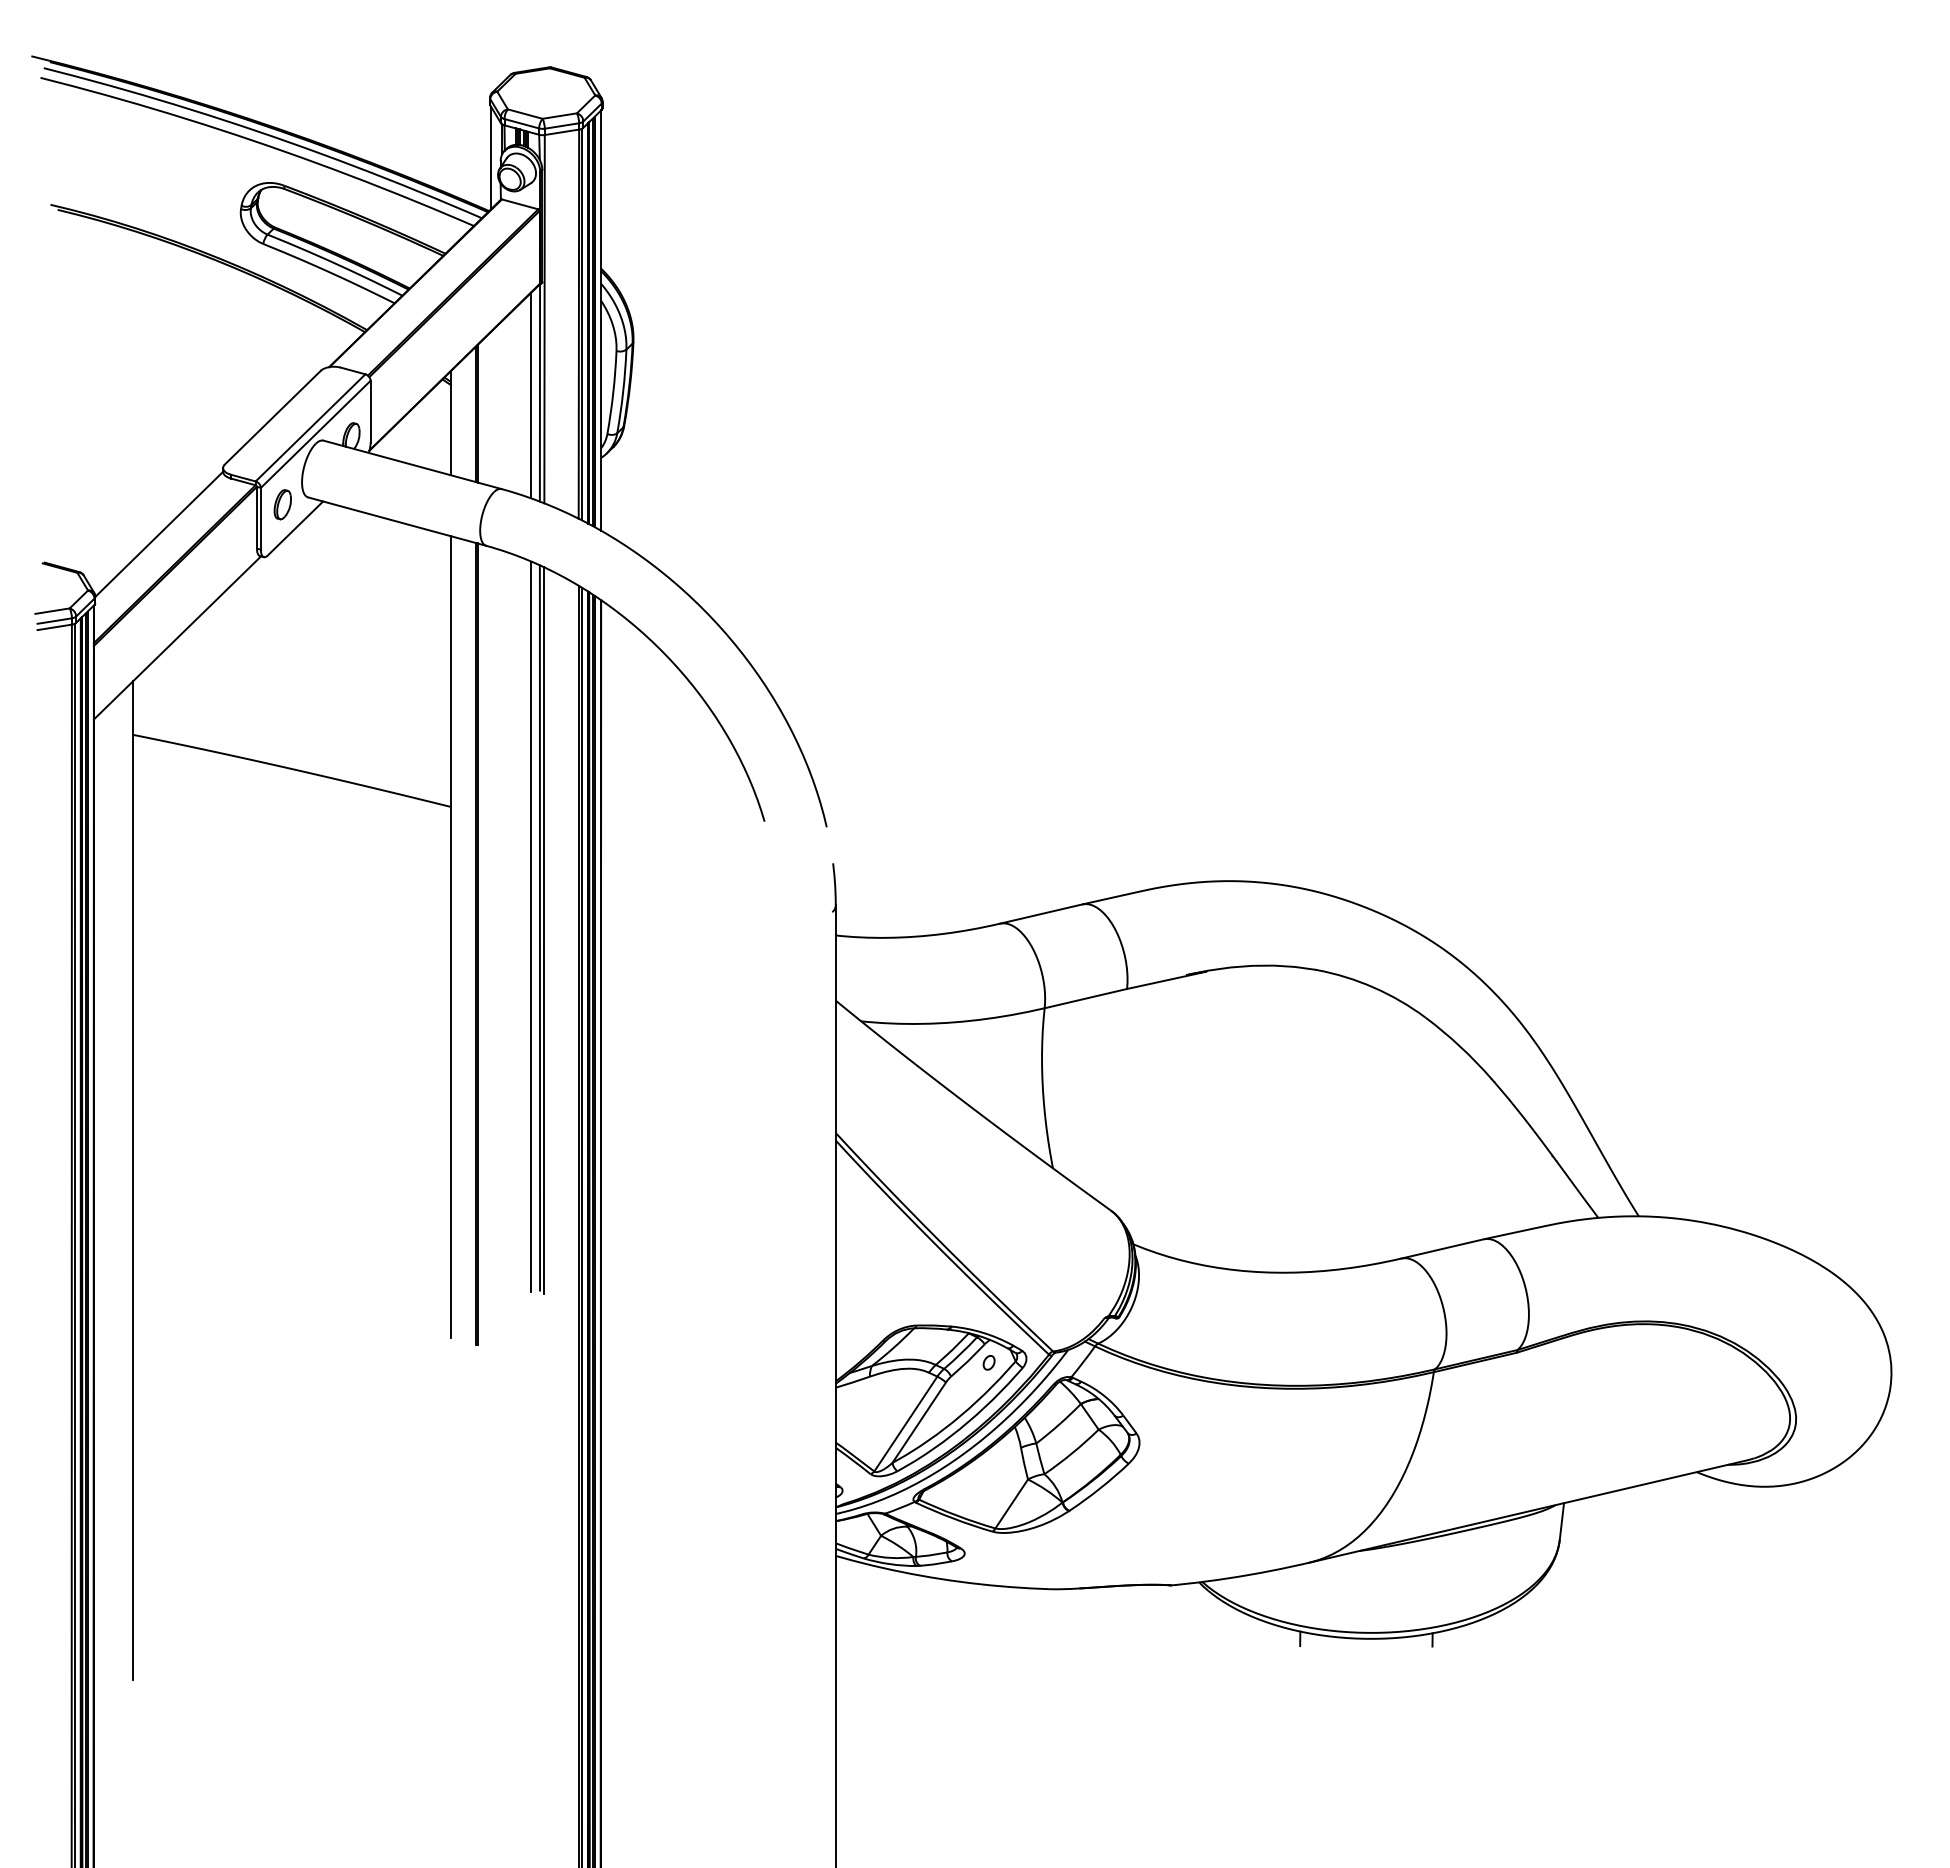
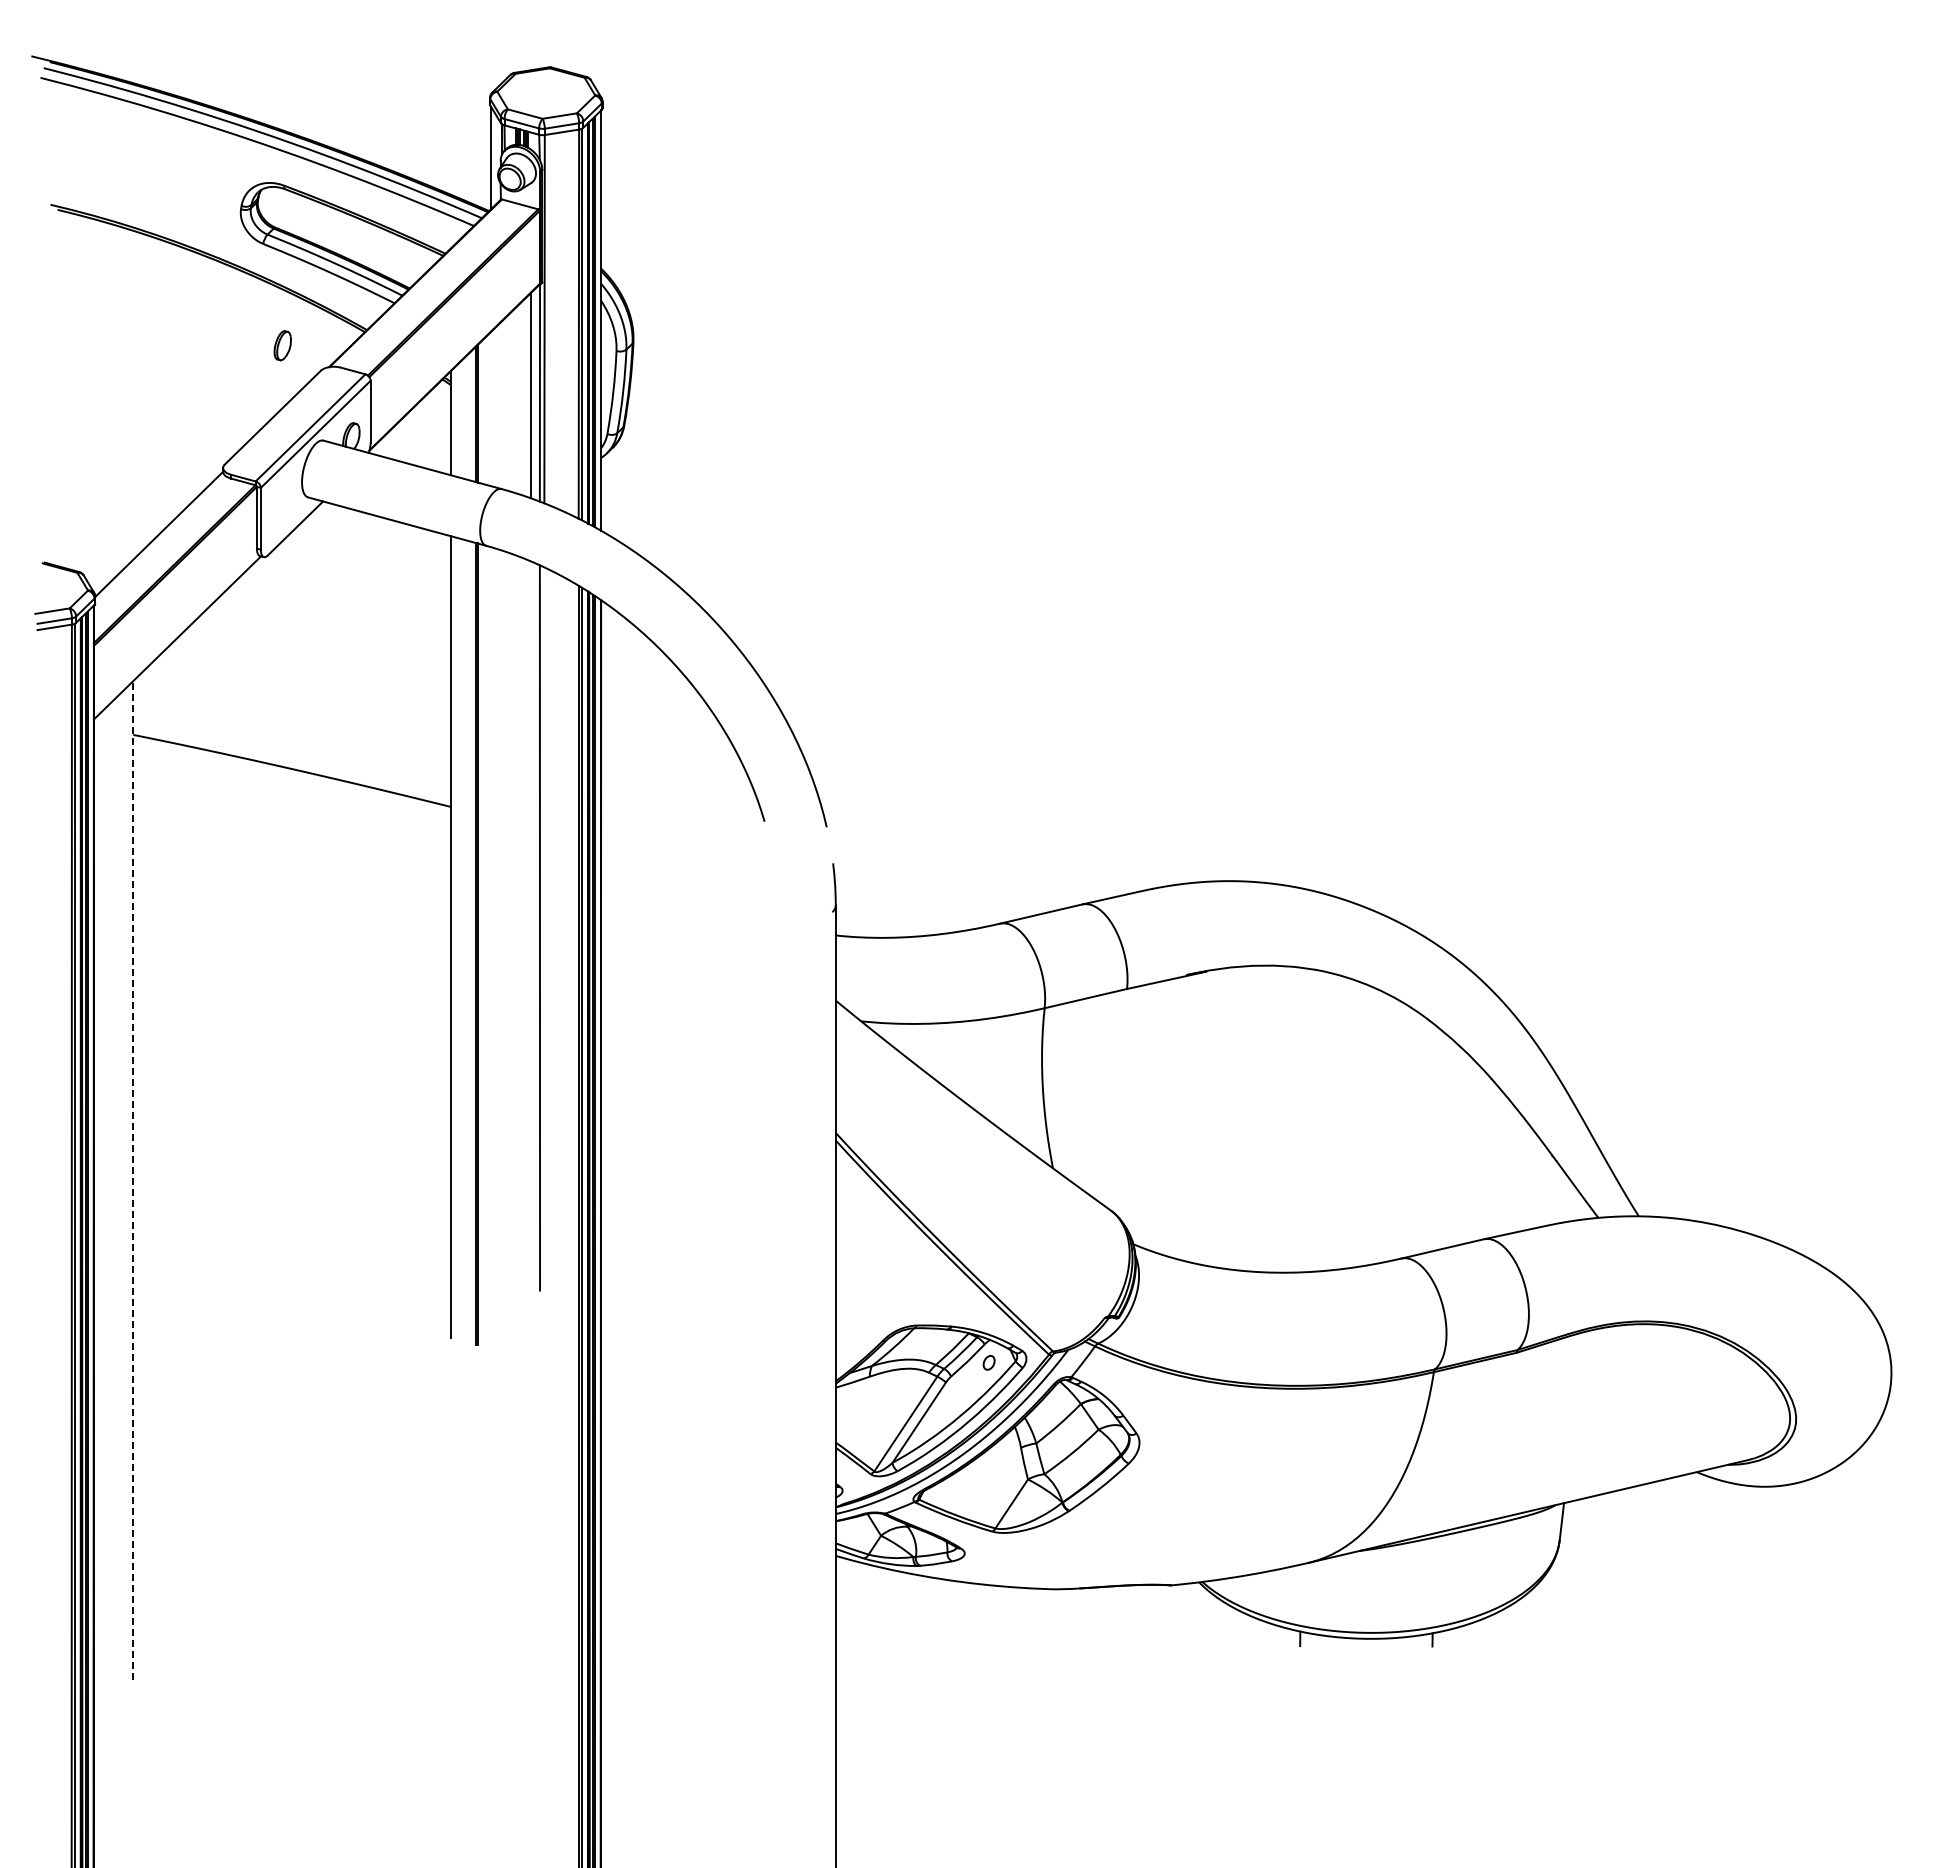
part position: (282, 504) -> (282, 345) (282, 345)
line: present -> none (531, 926)
line: present -> none (544, 930)
line: solid -> dashed (133, 1180)
